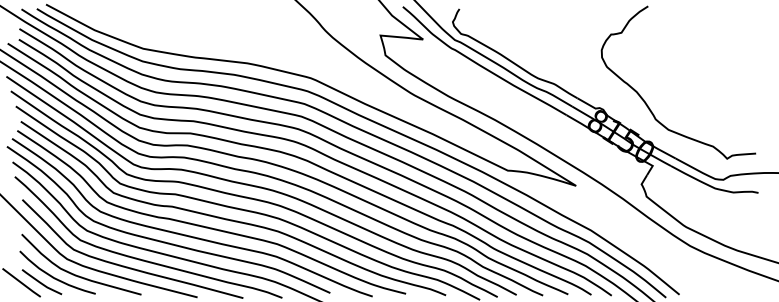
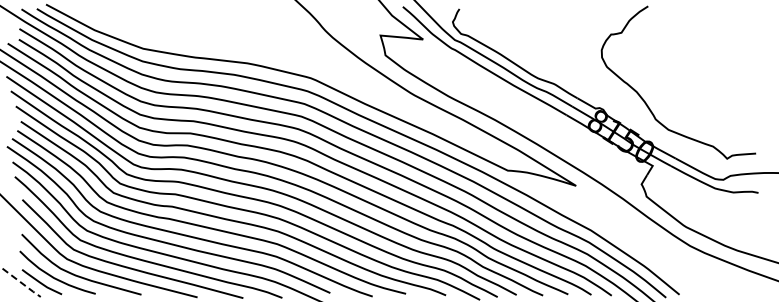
line: solid -> dashed (22, 283)
